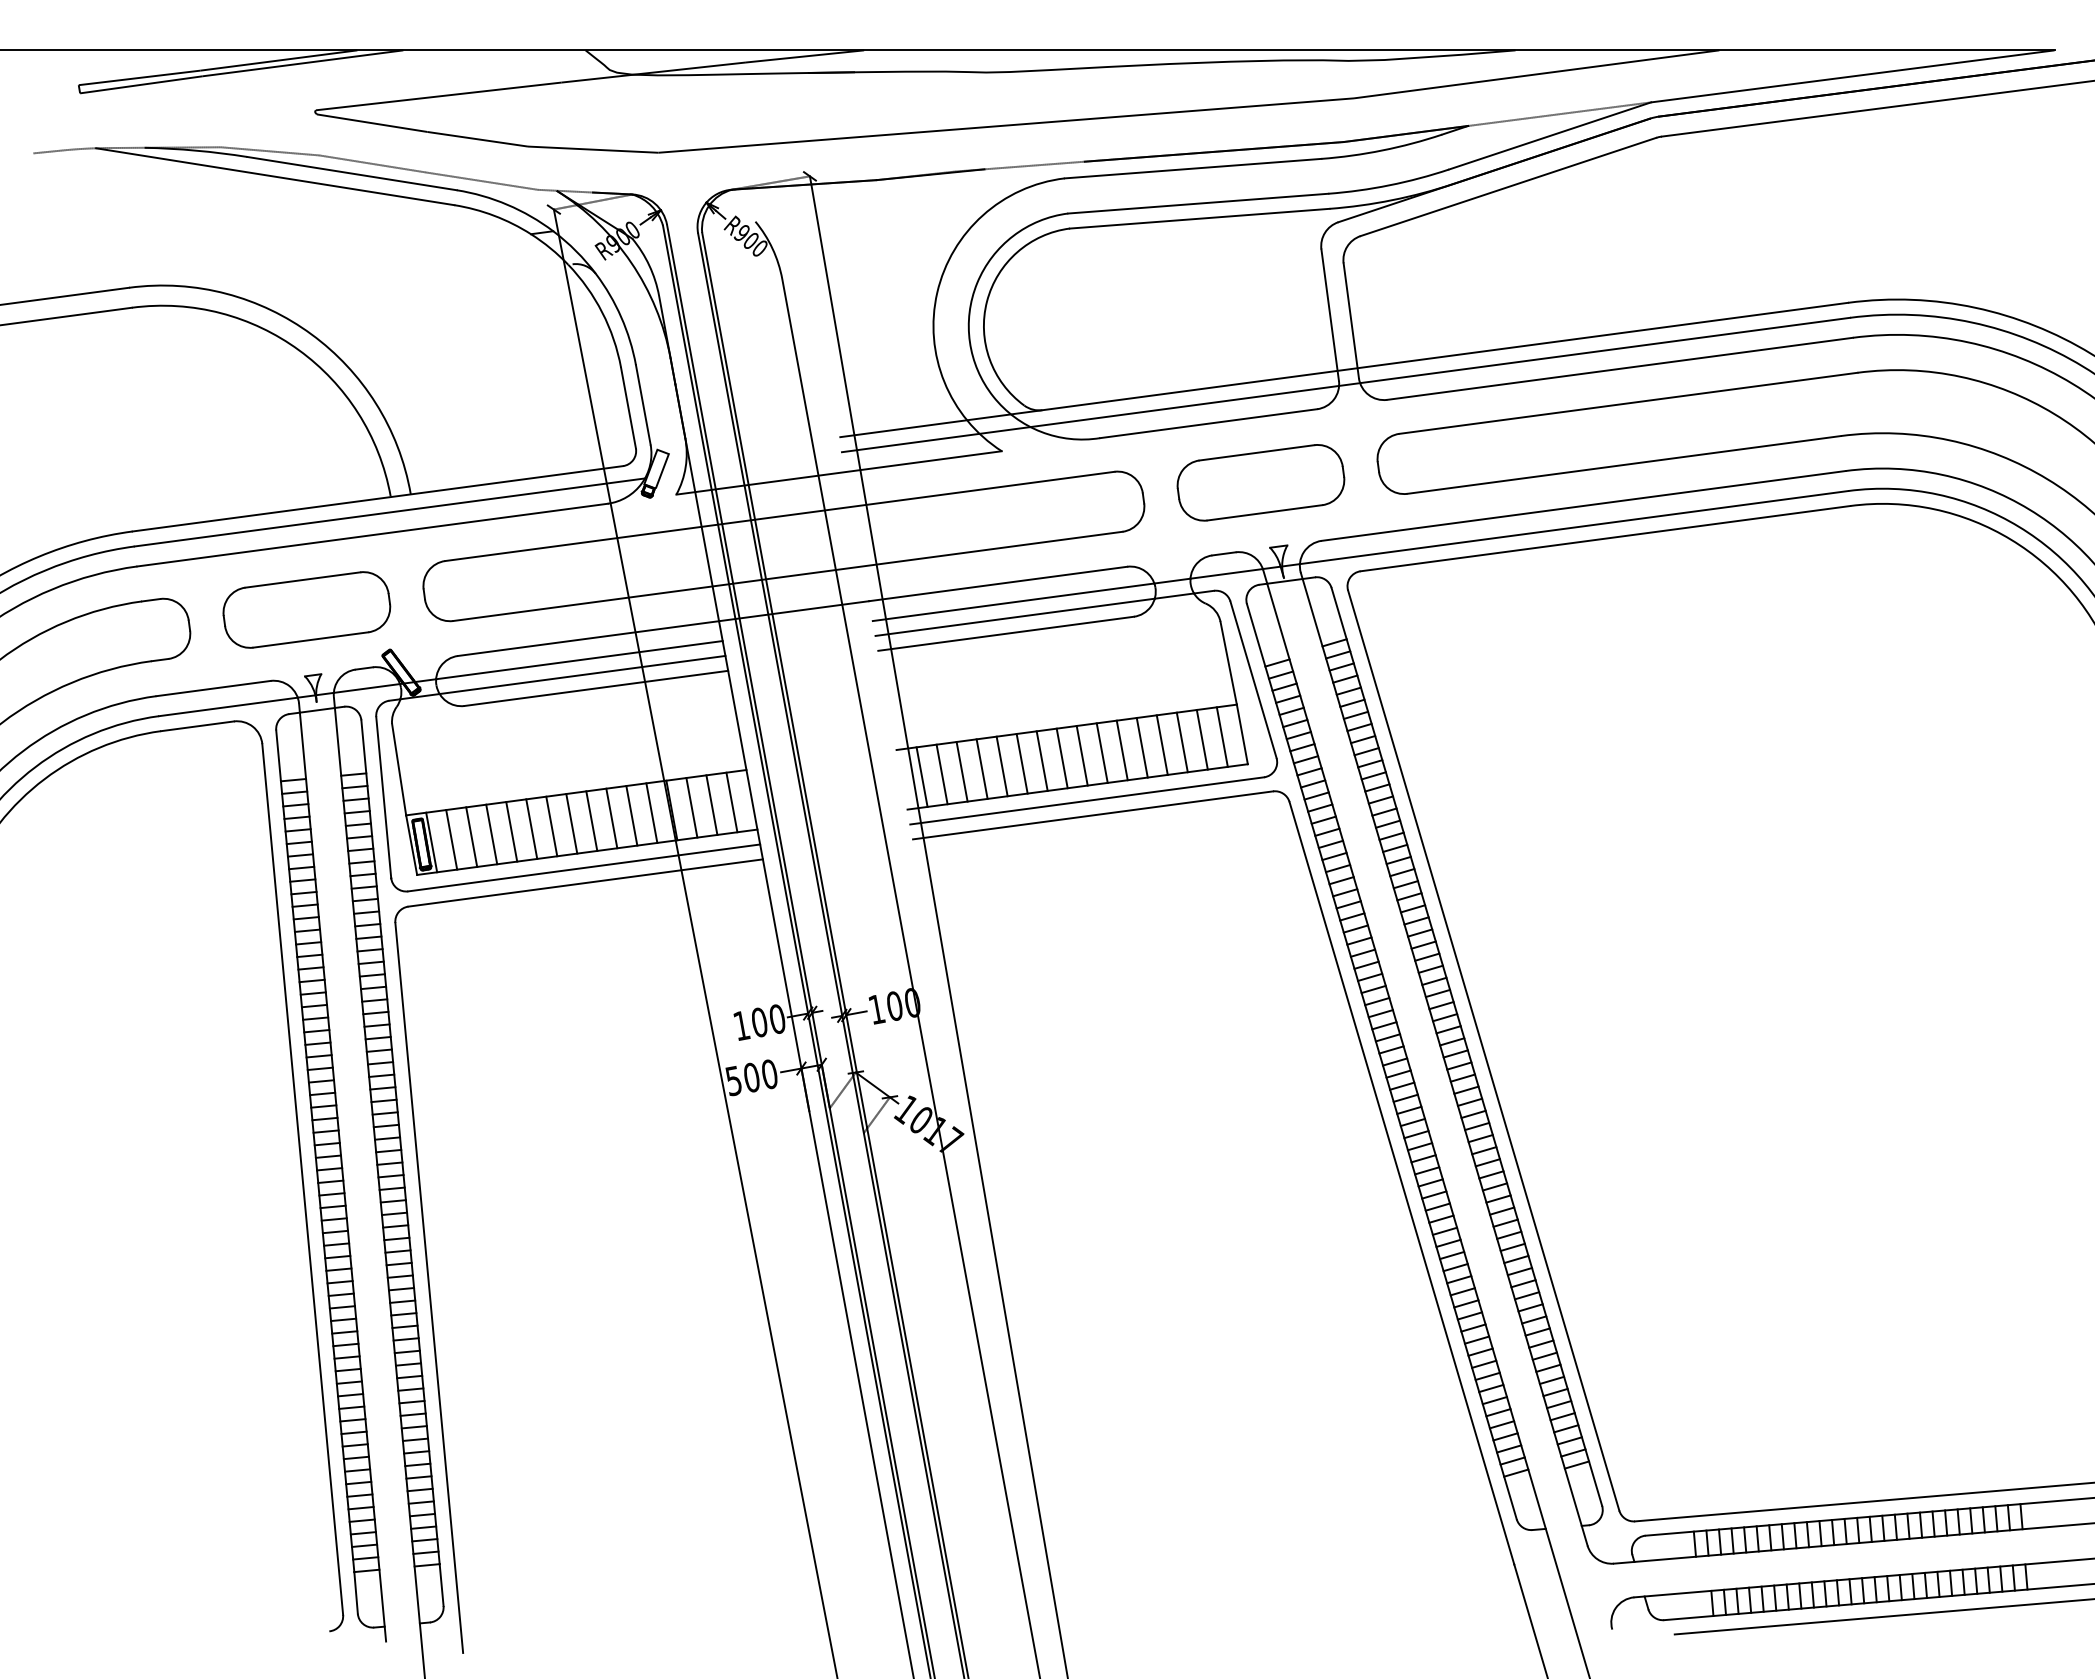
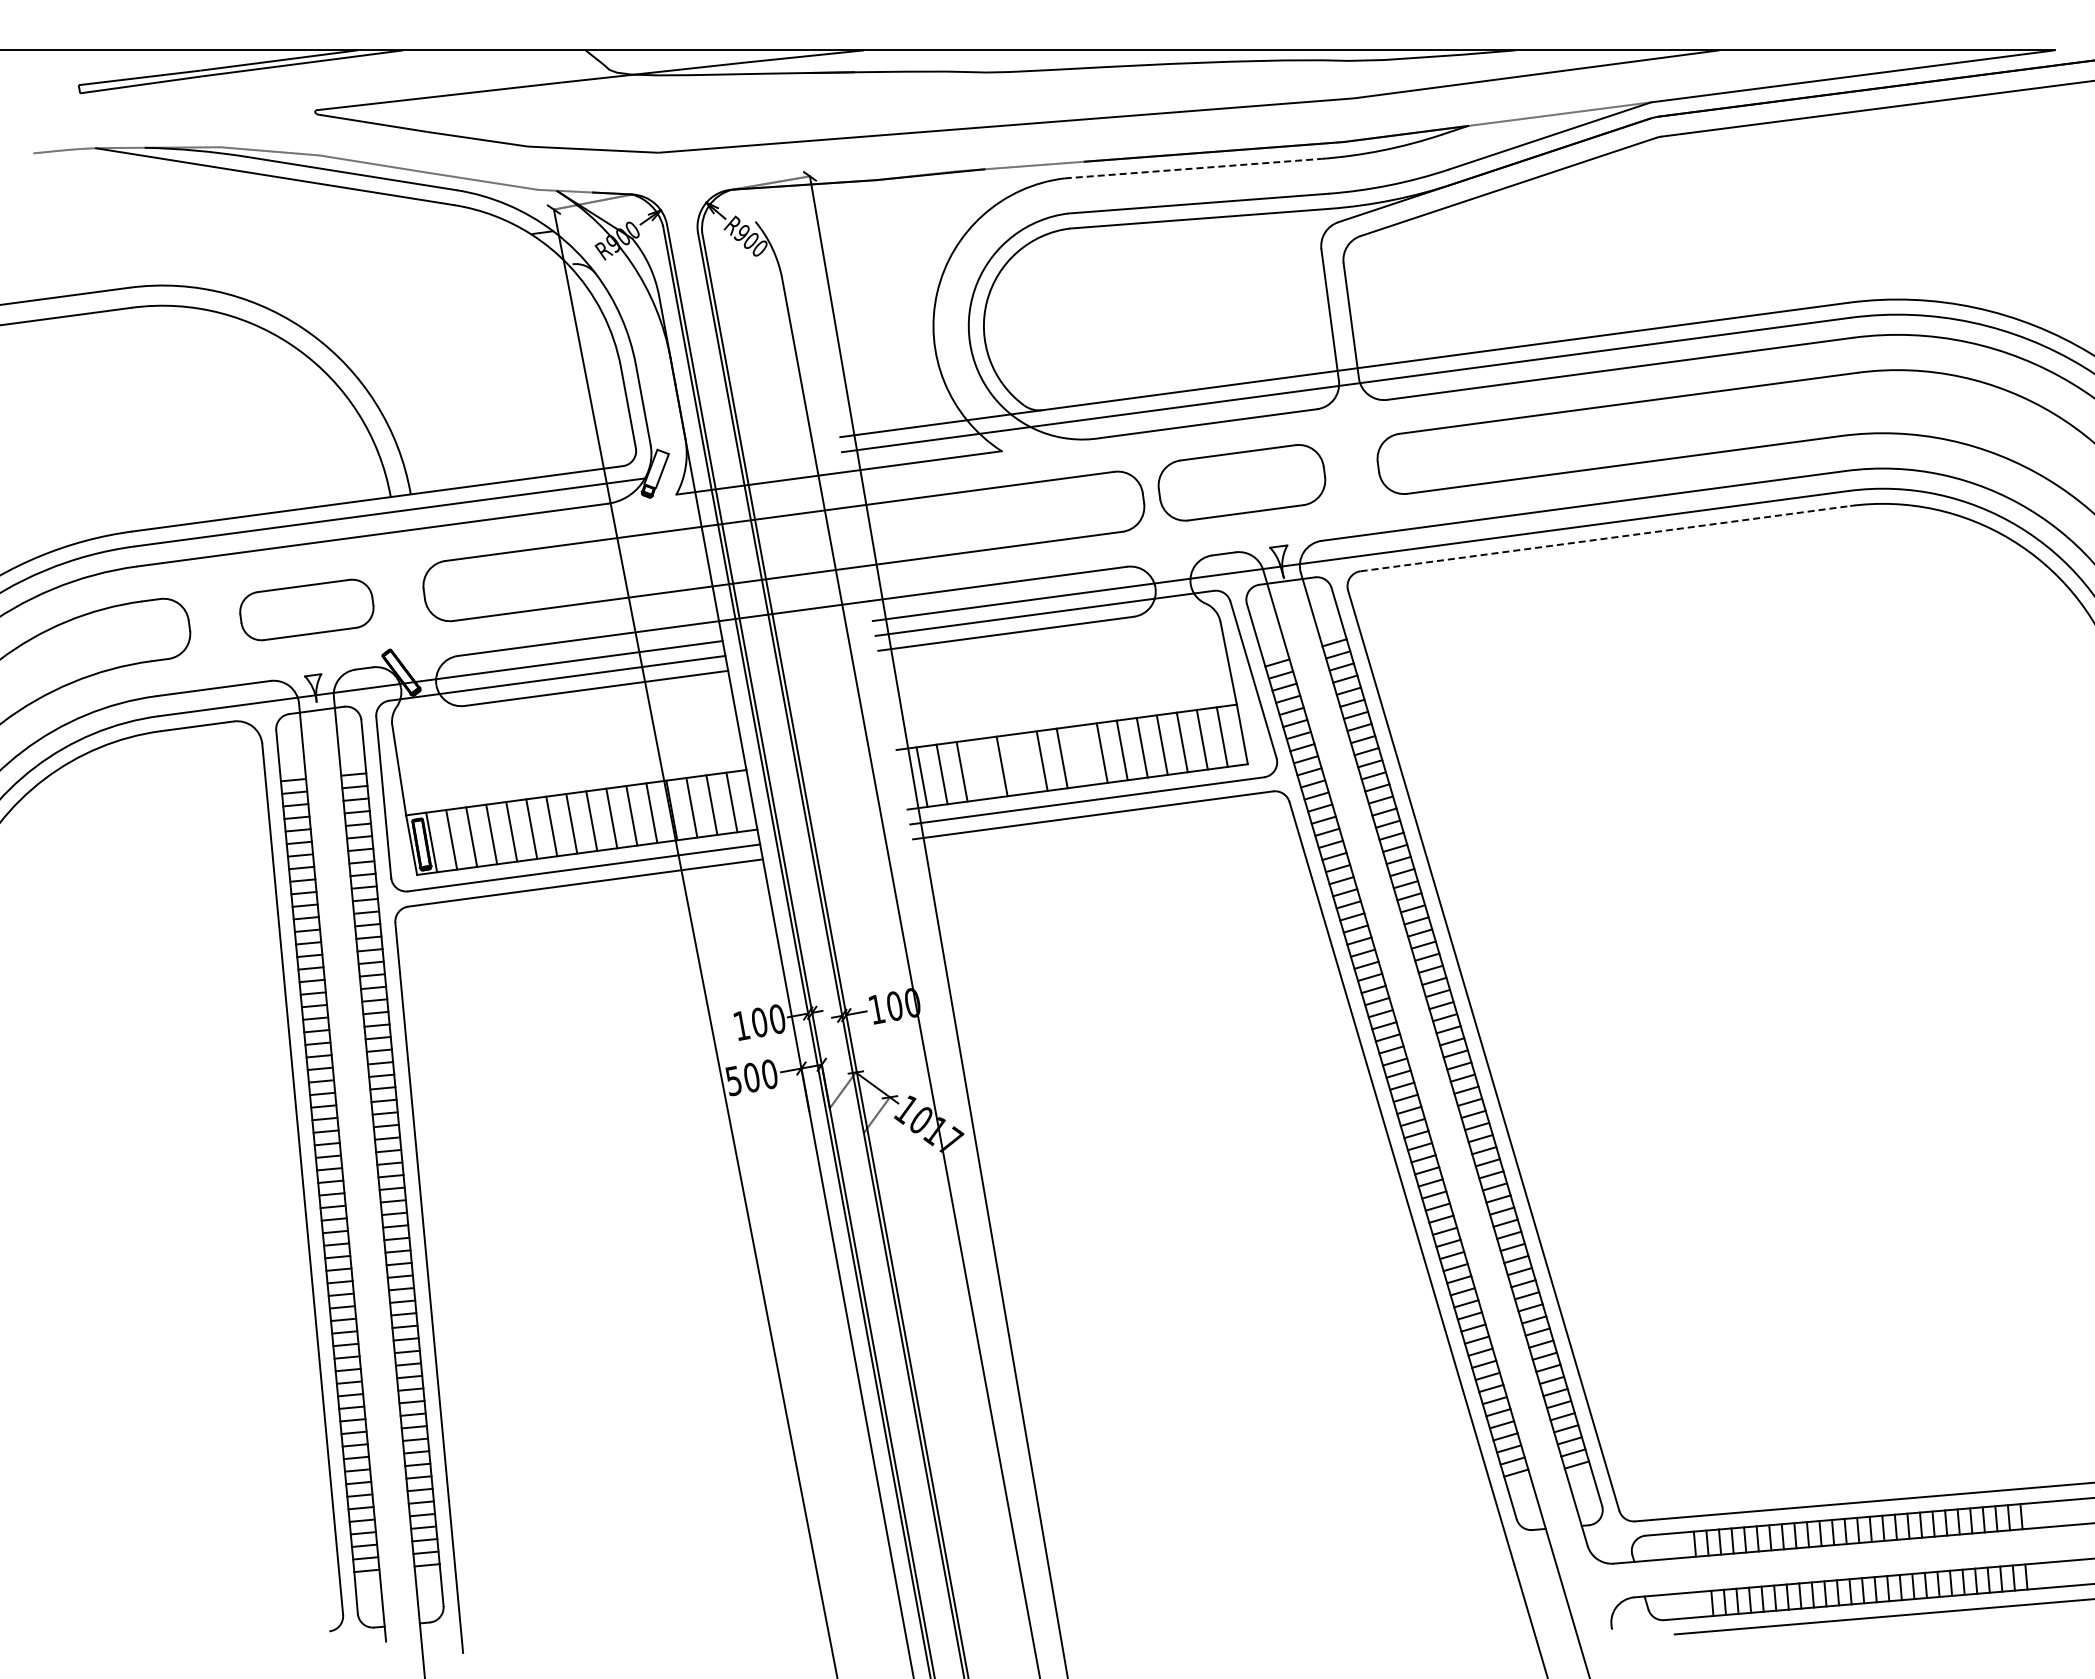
line: solid -> dashed (1193, 168)
part position: (1260, 482) -> (1241, 482) (1241, 482)
line: solid -> dashed (1605, 538)
part size: 170x78 px -> 136x64 px (306, 609)
line: present -> none (1081, 755)
line: present -> none (1021, 763)
line: present -> none (981, 768)
